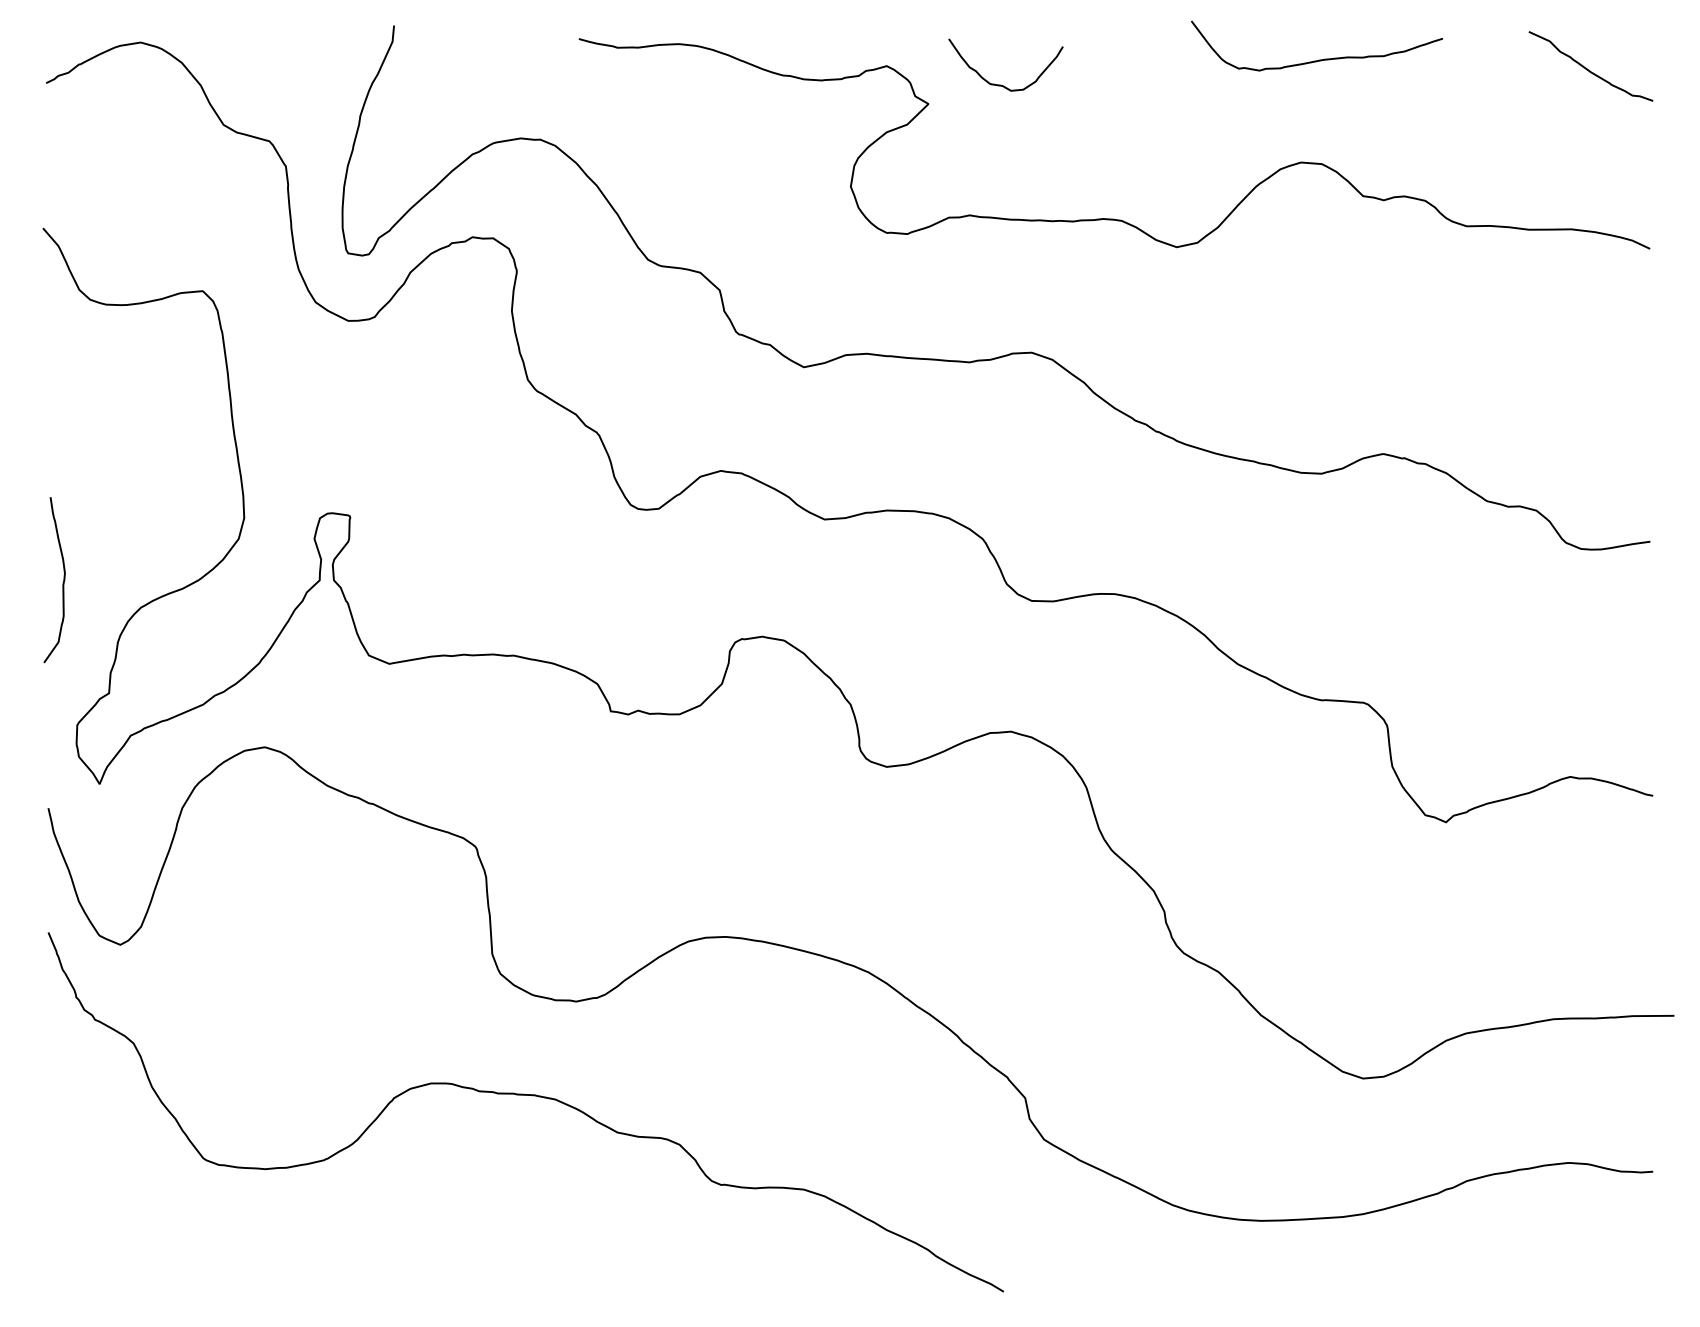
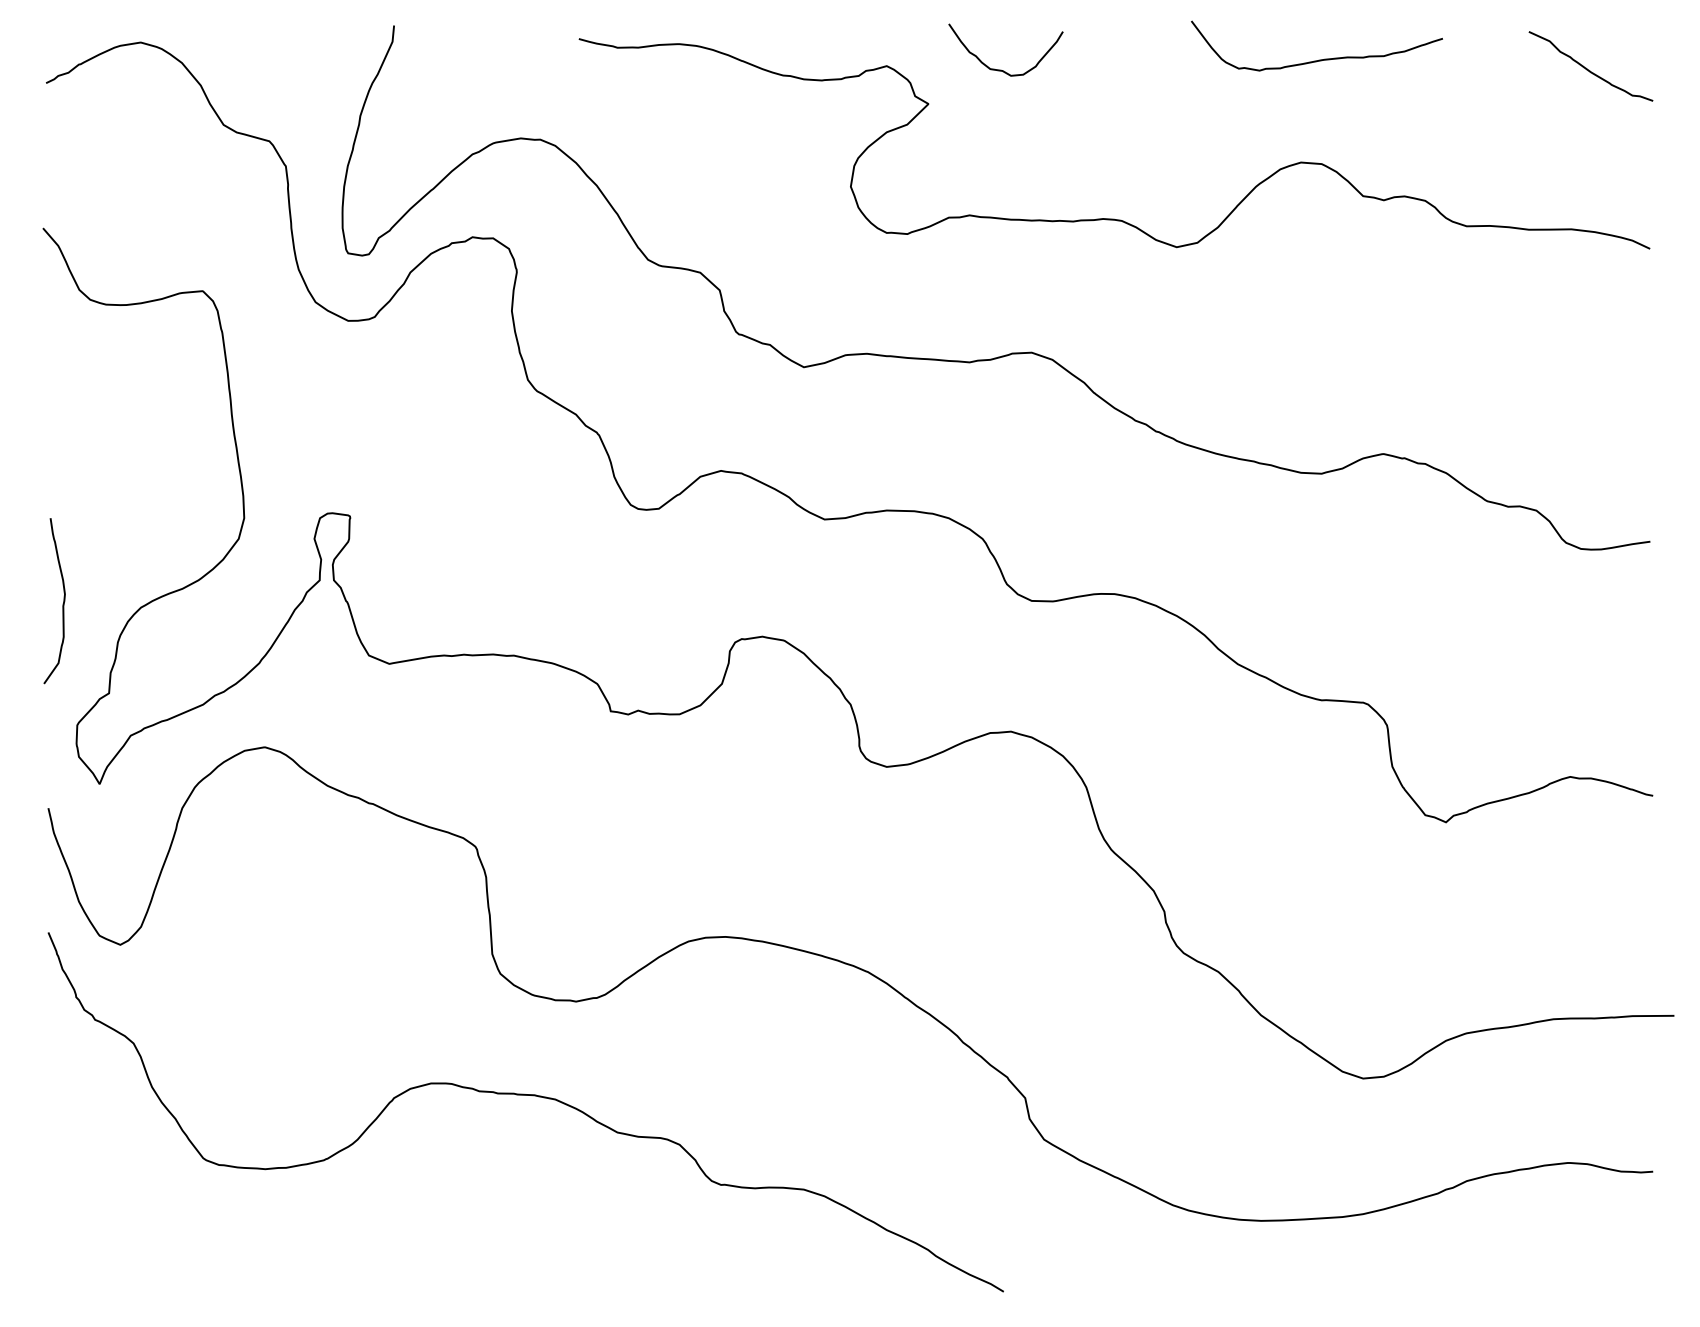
curve position: (1001, 84) -> (1001, 69) (1001, 69)
curve position: (62, 582) -> (62, 603) (62, 603)
